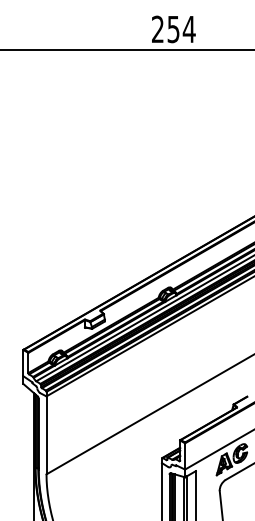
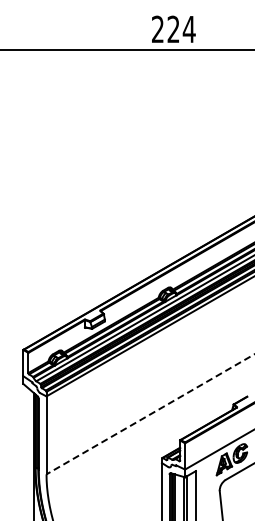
text: 254 -> 224 (173, 29)
line: solid -> dashed (150, 414)
